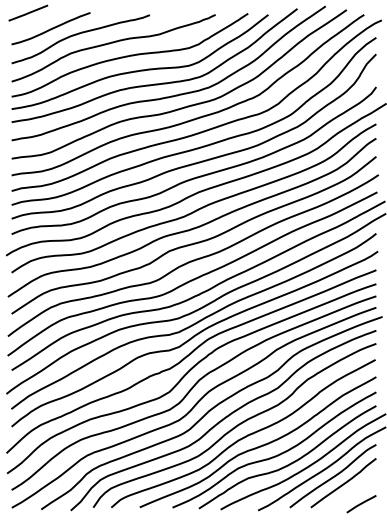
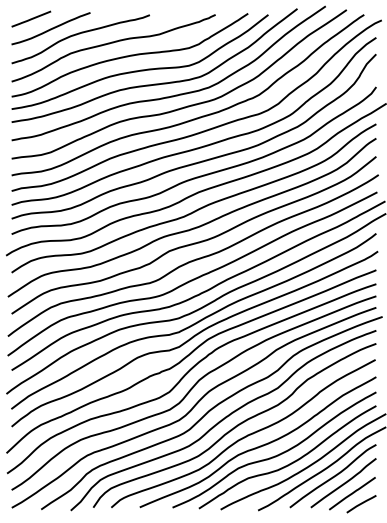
line position: (28, 12) -> (31, 18) (31, 18)
line: none -> present (352, 493)
